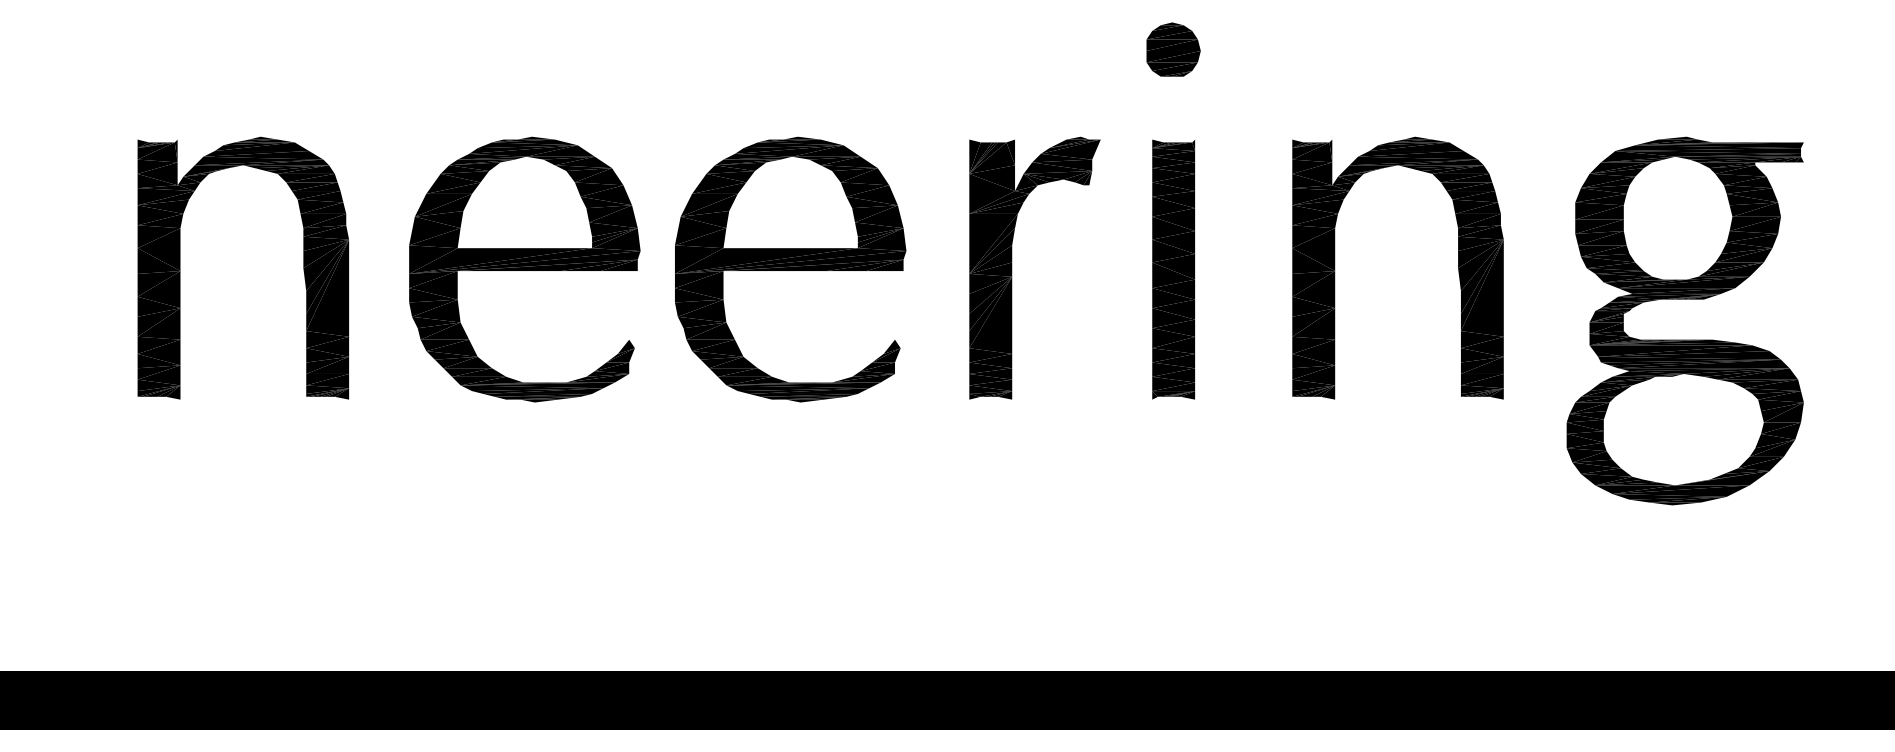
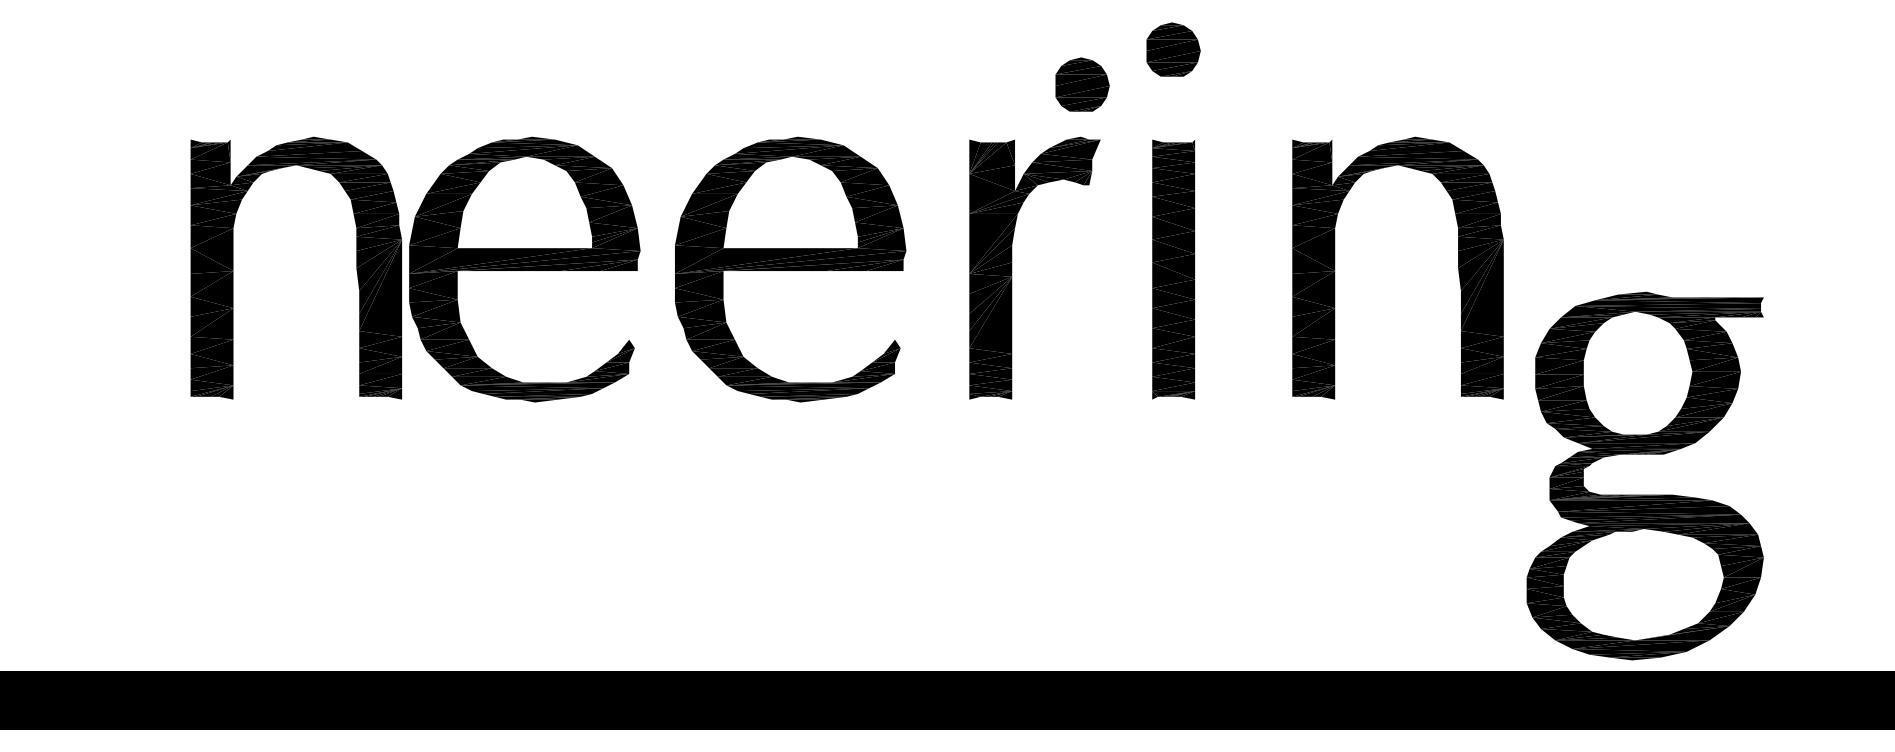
part: none -> present (1082, 84)
part position: (303, 267) -> (356, 267) (356, 267)
part position: (1684, 339) -> (1644, 494) (1644, 494)
